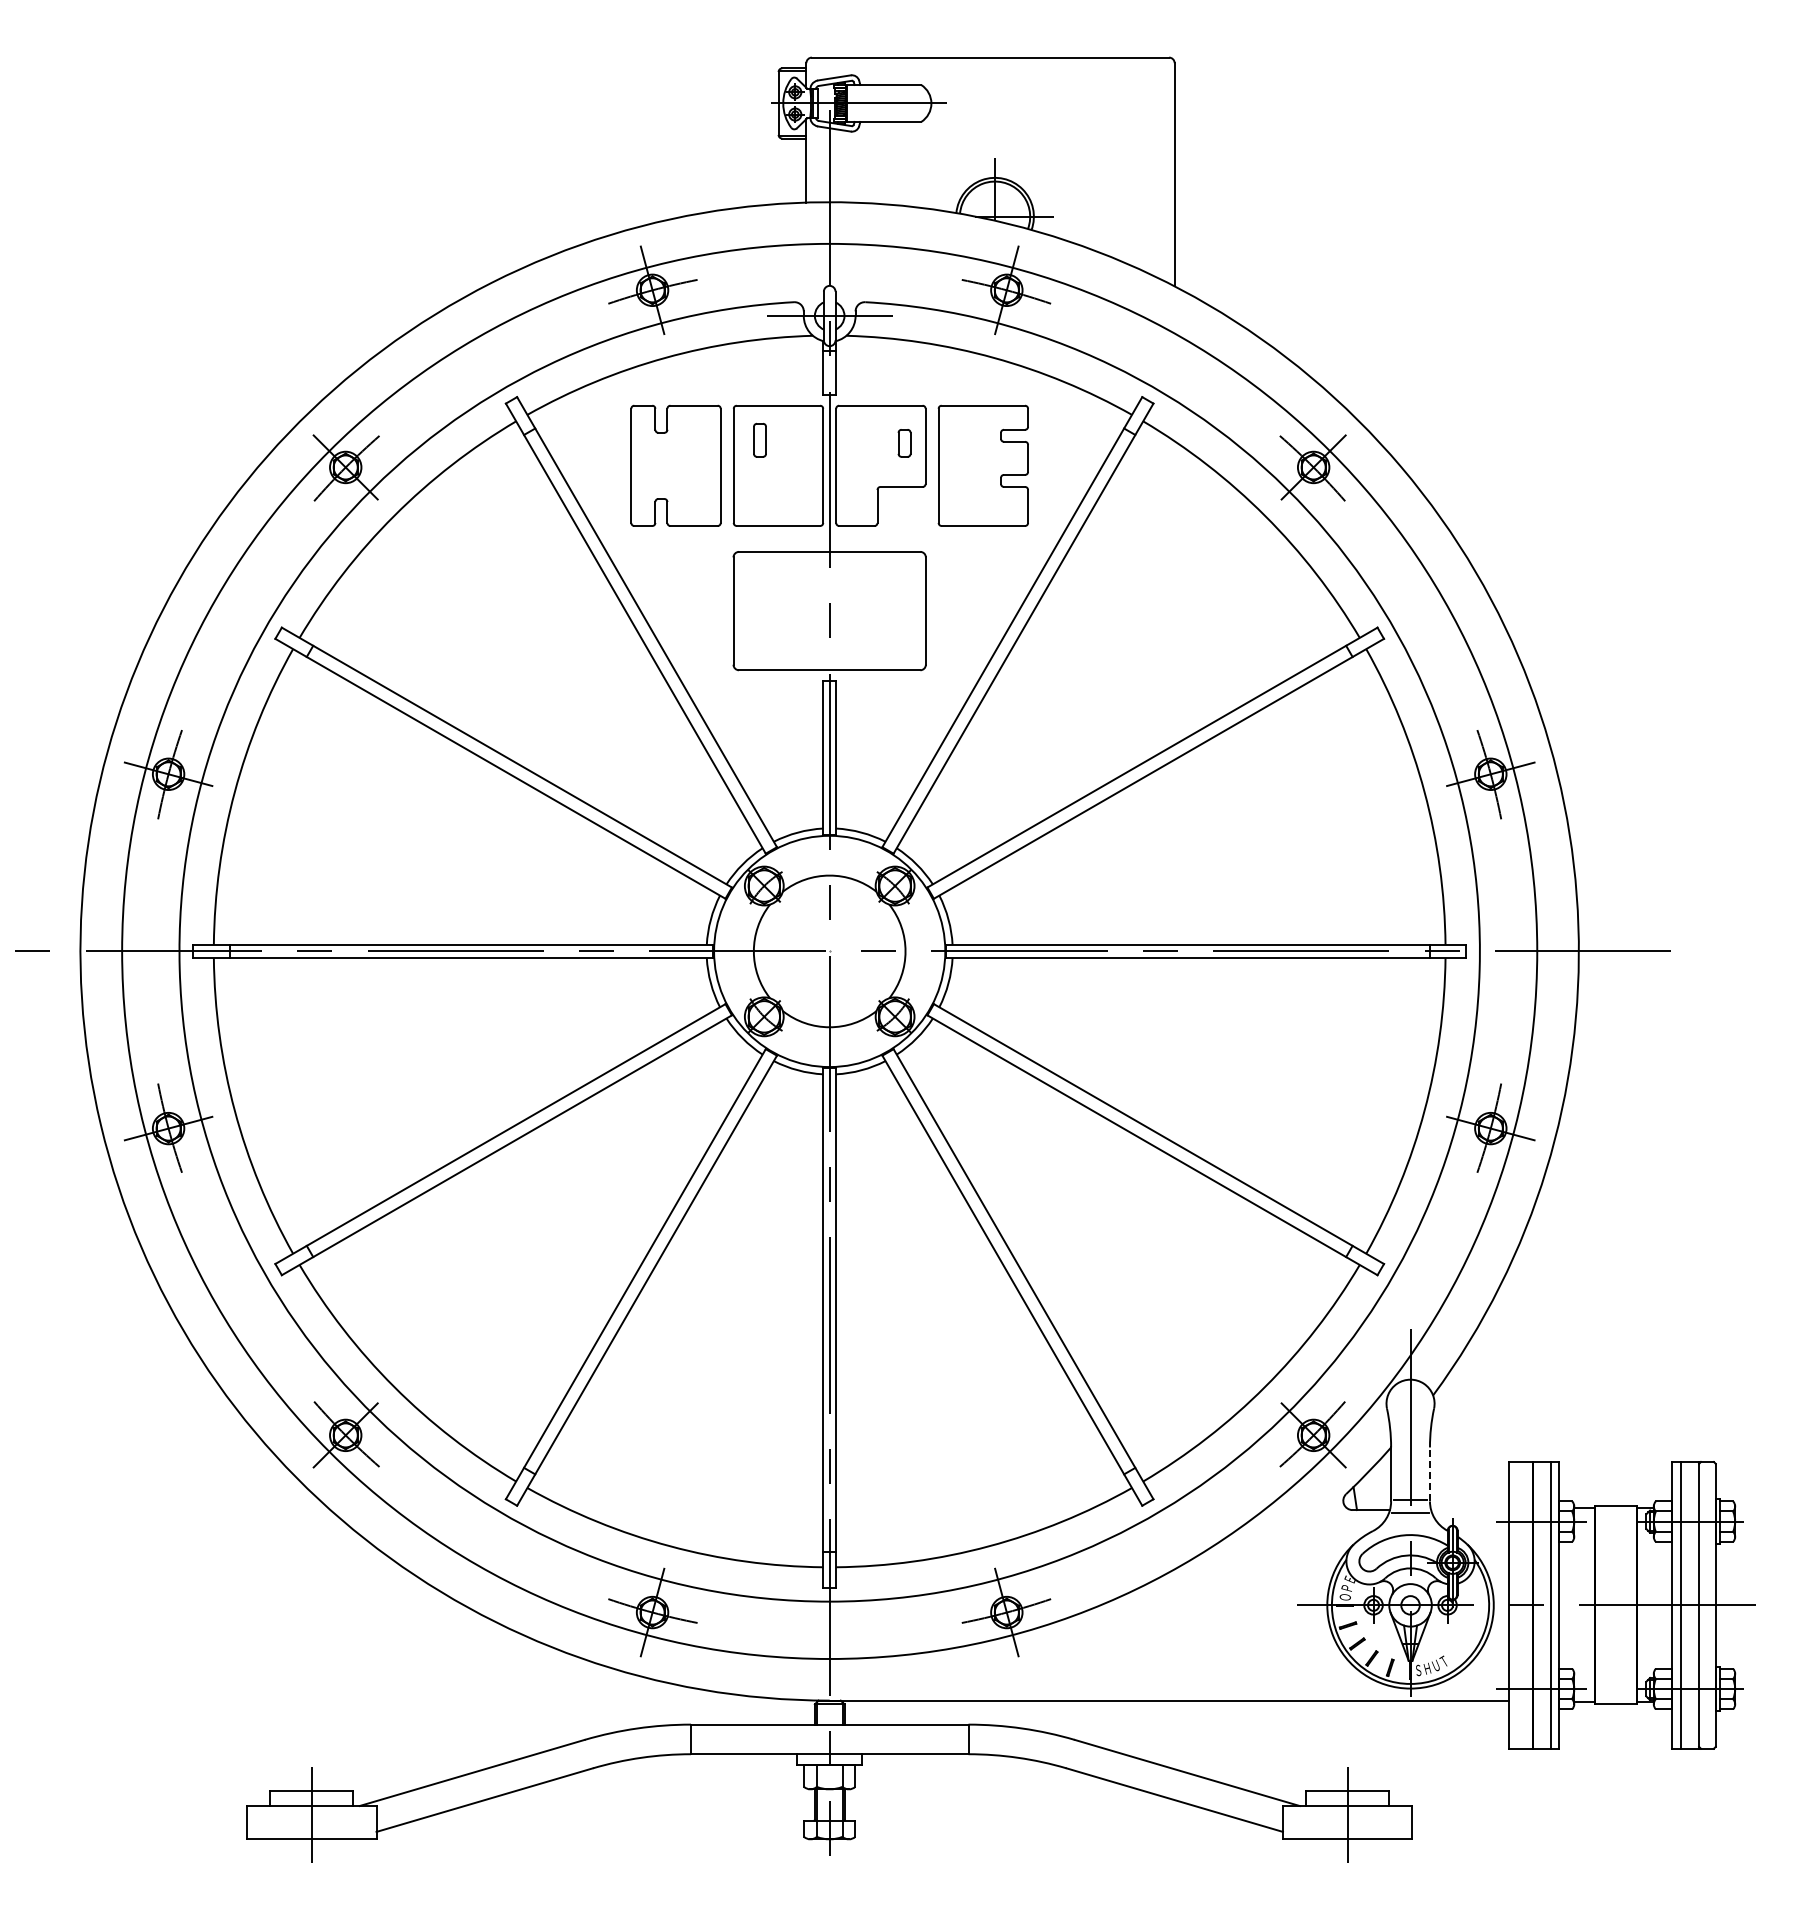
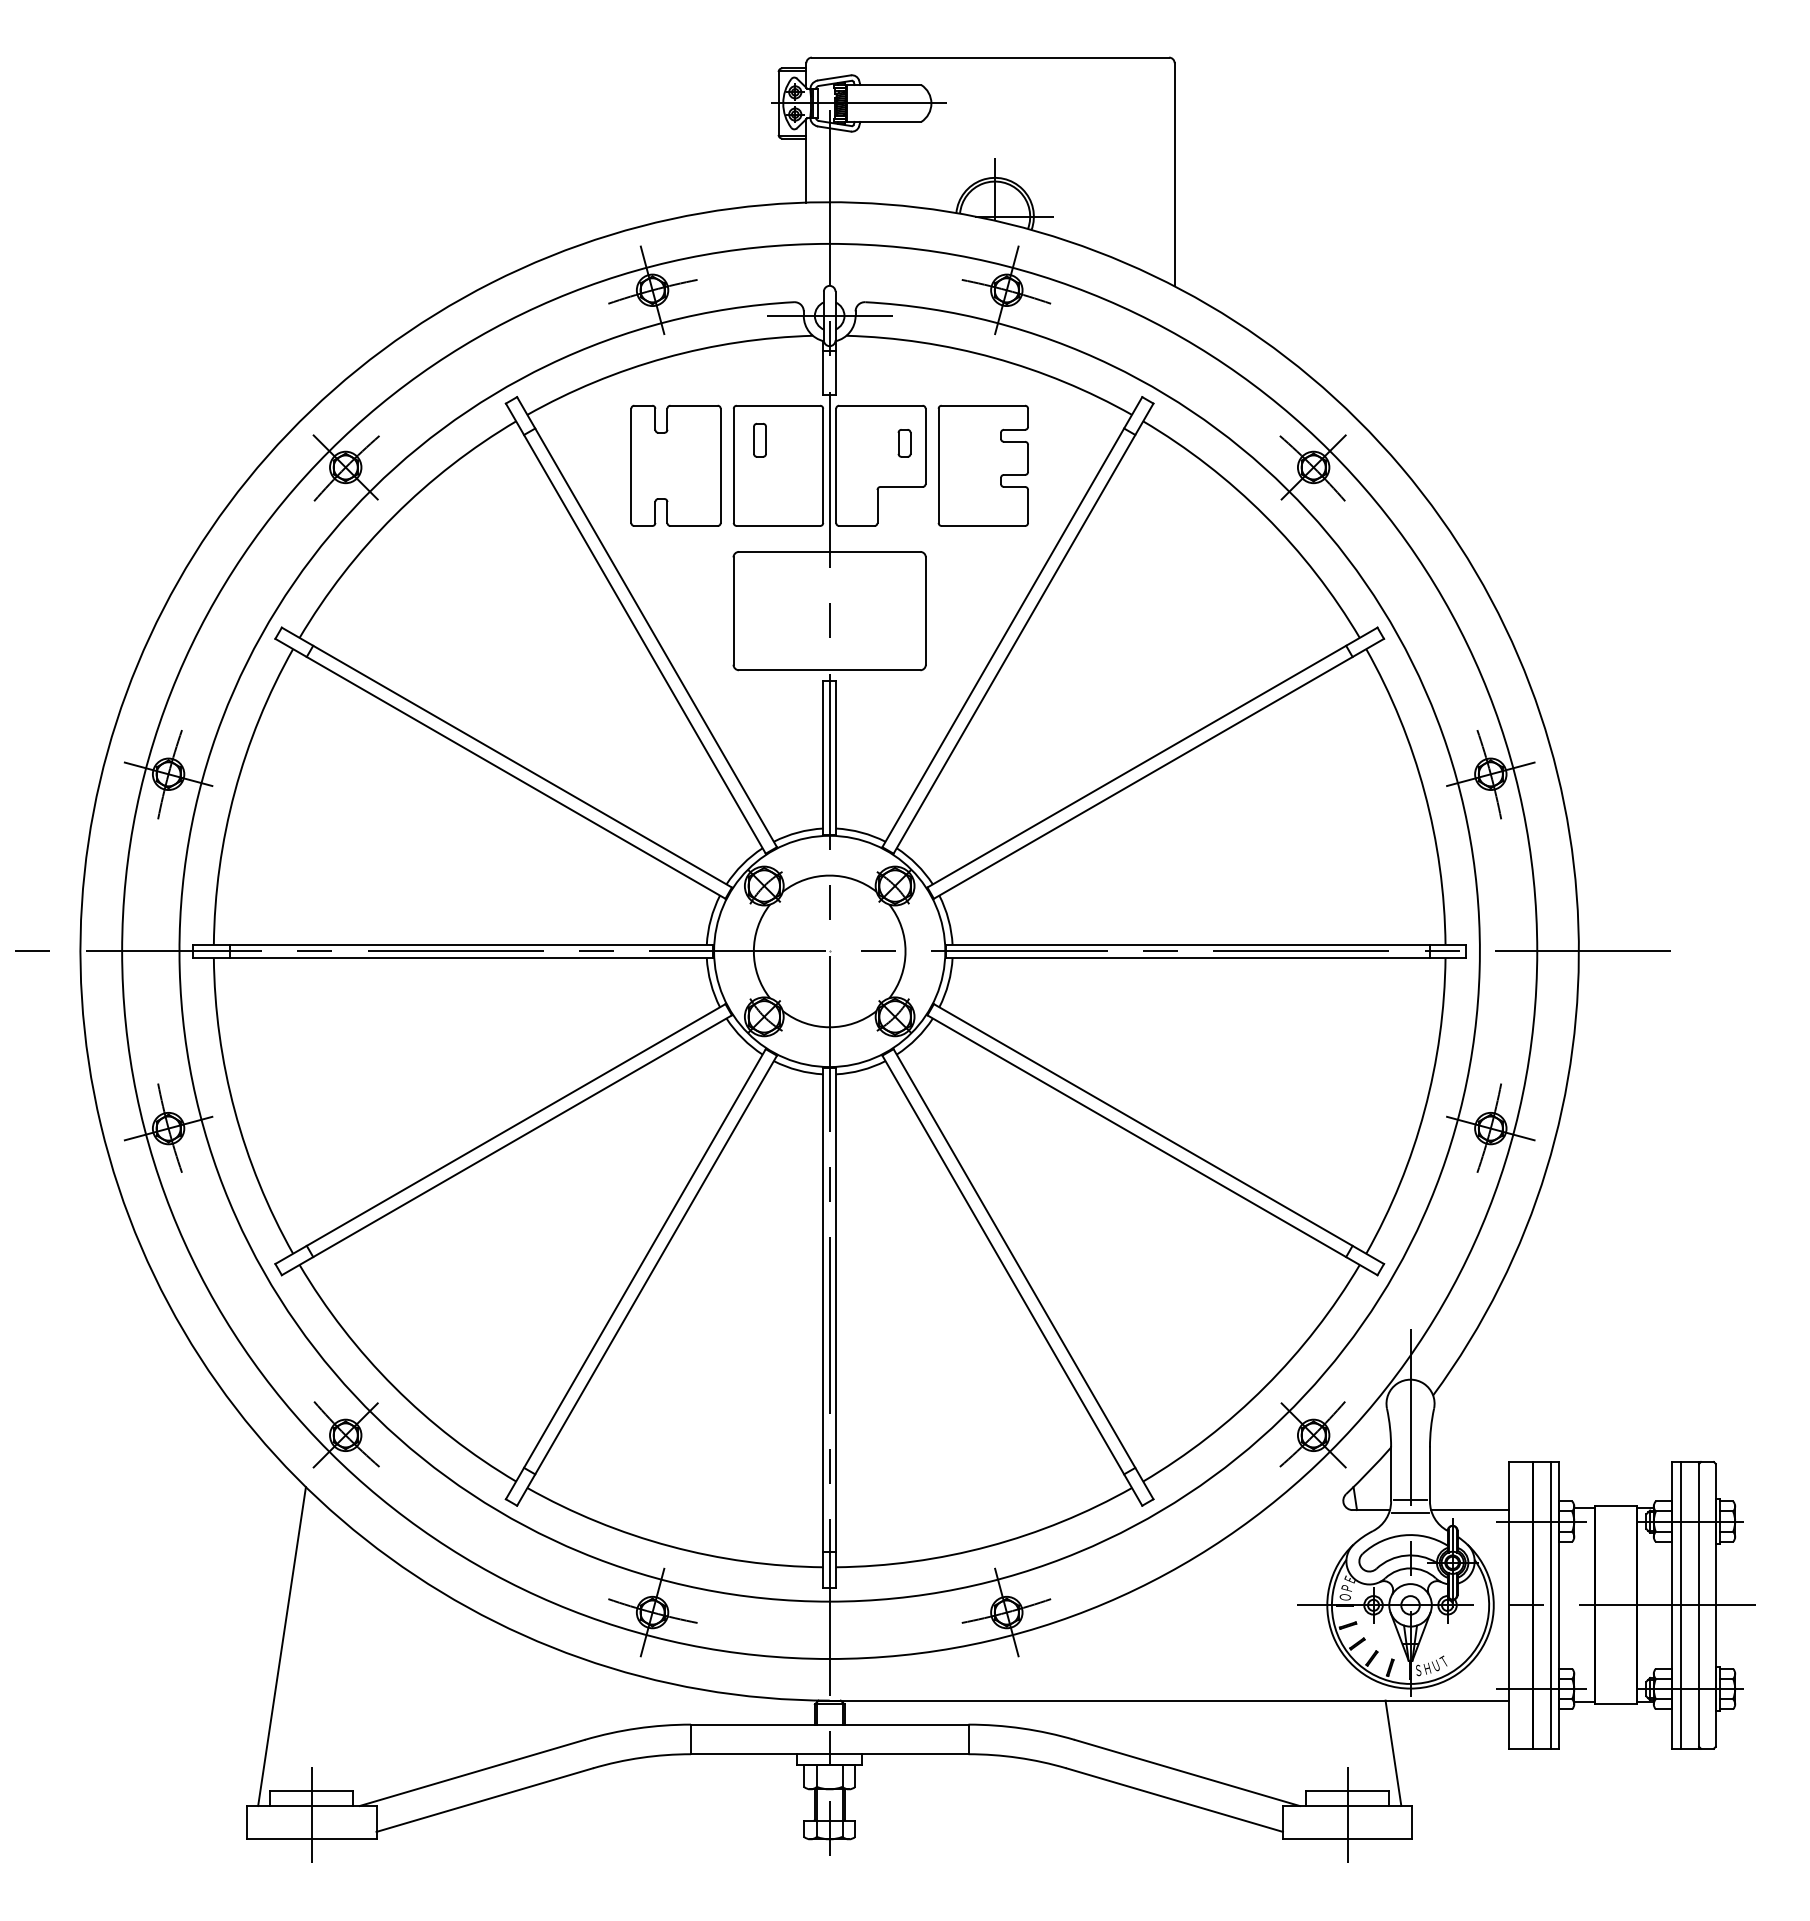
line: dashed -> solid (1429, 1474)
line: none -> present (1469, 1510)
line: none -> present (281, 1646)
line: none -> present (1393, 1753)
